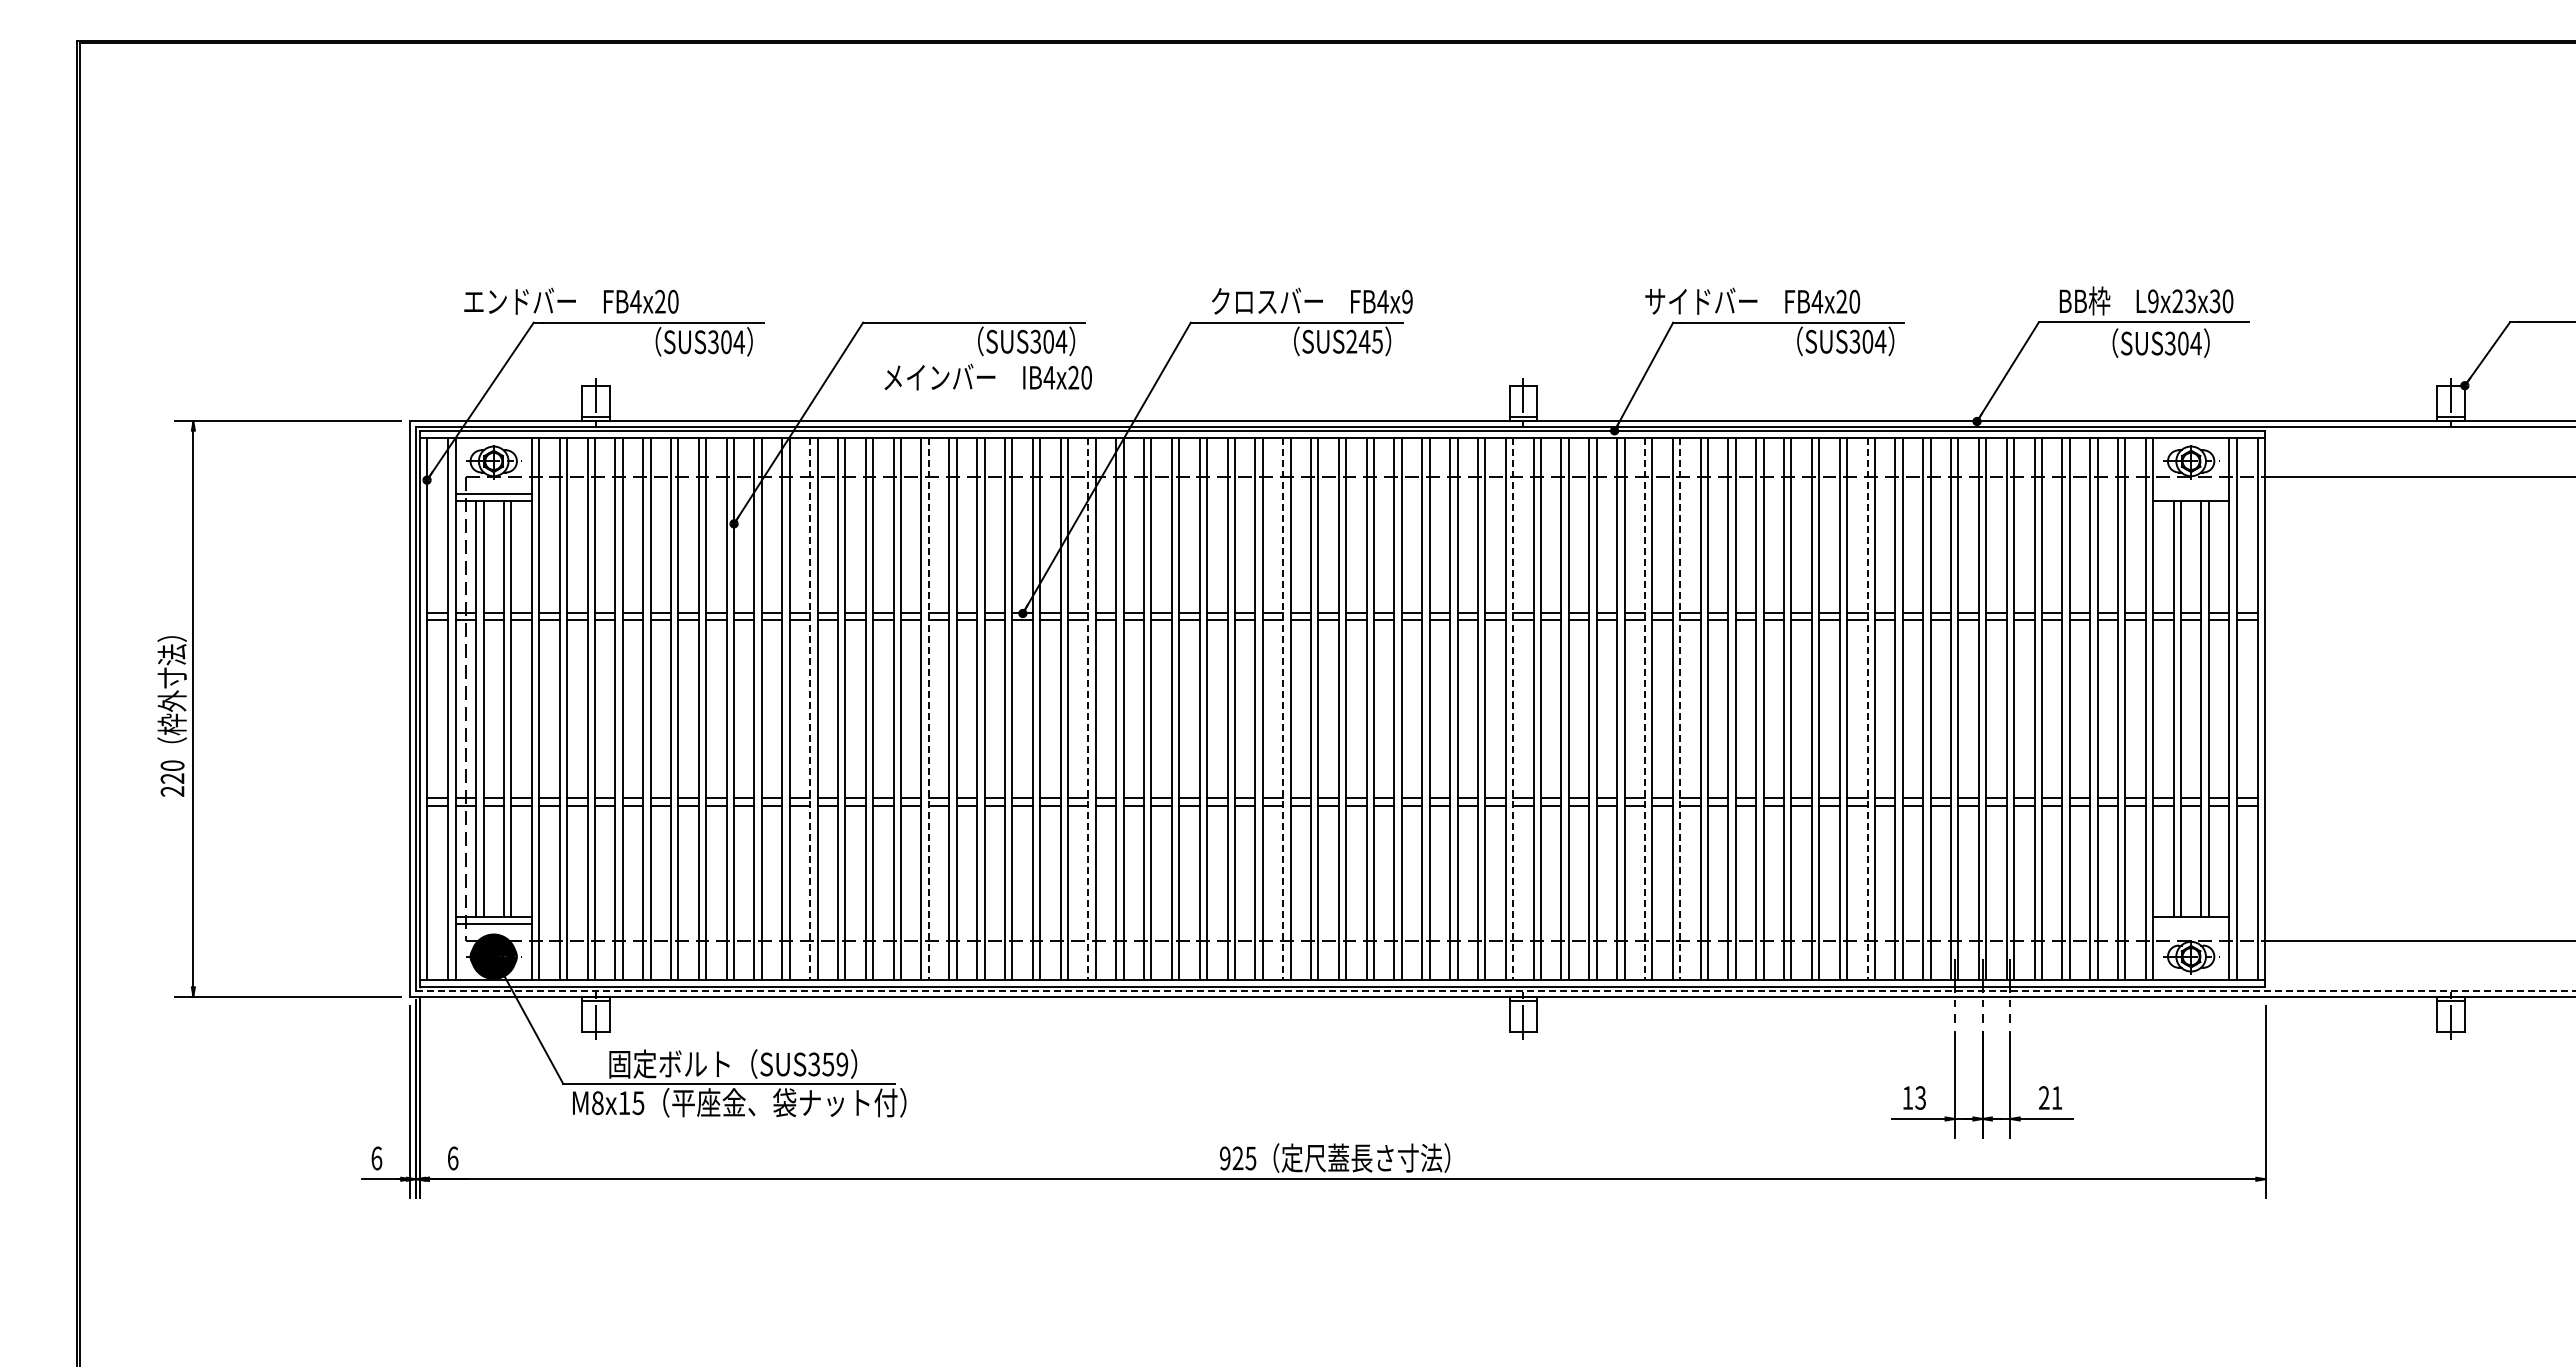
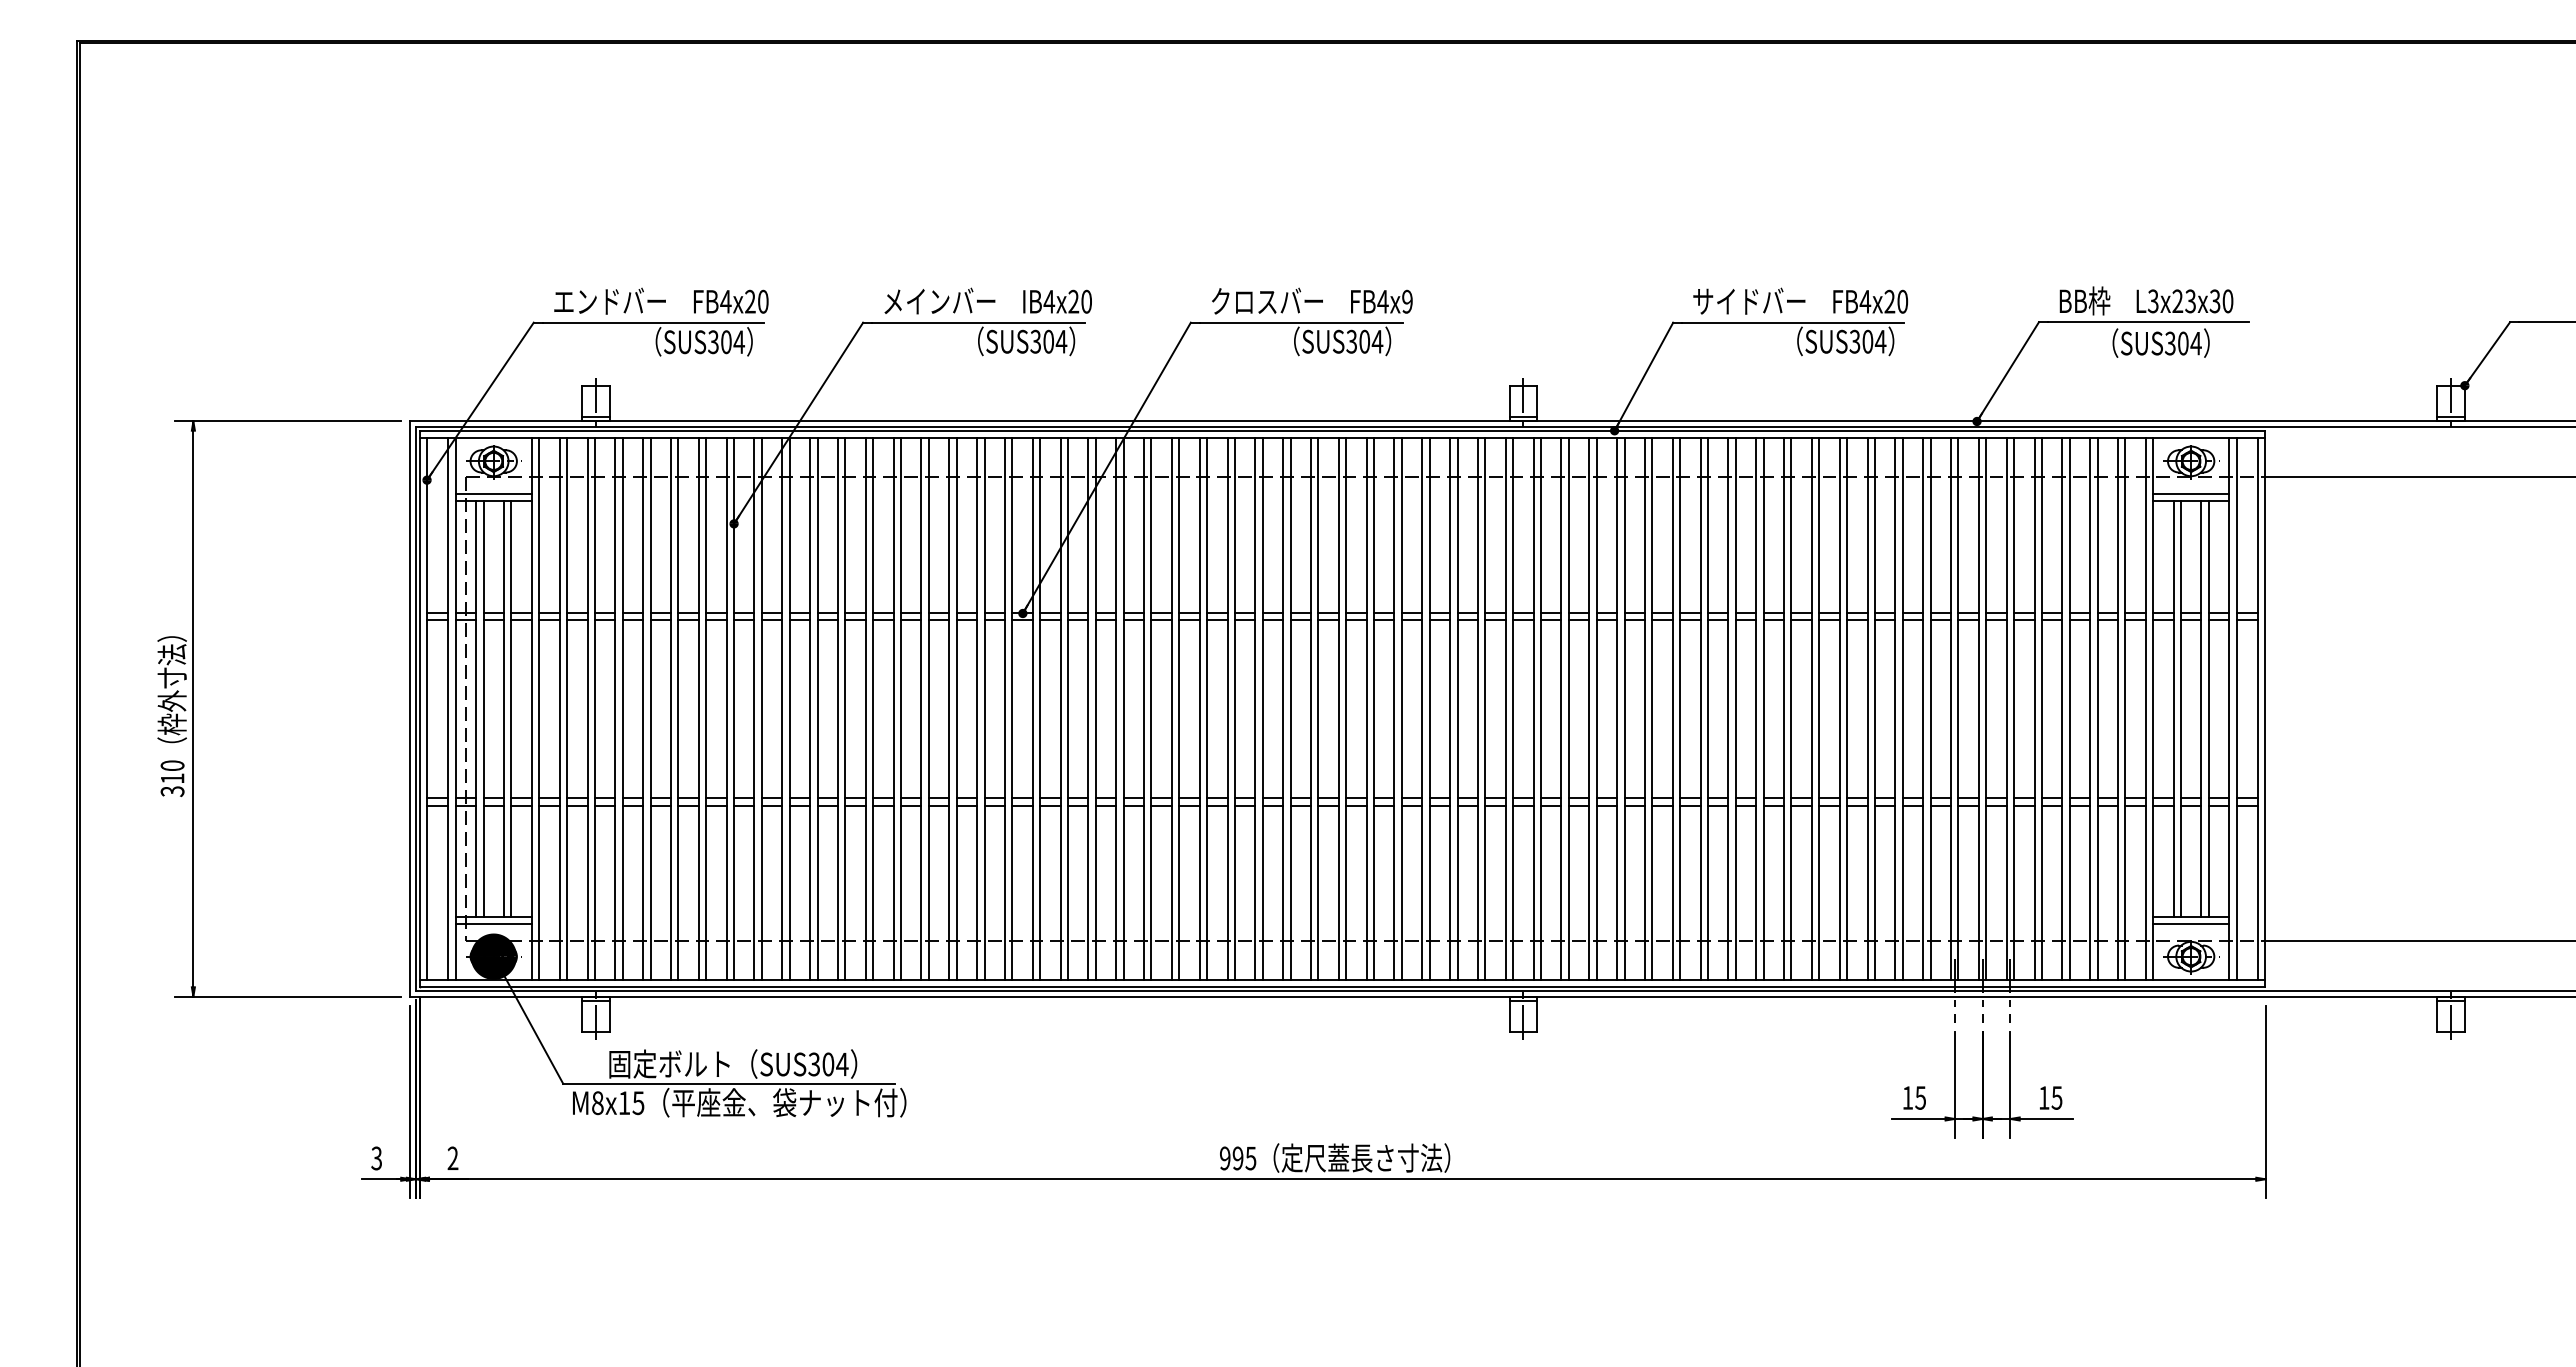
text position: (571, 300) -> (661, 300) (661, 300)
text position: (1752, 300) -> (1800, 300) (1800, 300)
text: L9x23x30 -> L3x23x30 (2152, 301)
text: SUS245 -> SUS304 (1364, 341)
text position: (987, 376) -> (987, 300) (987, 300)
line: none -> present (2191, 493)
line: dashed -> solid (810, 709)
line: dashed -> solid (928, 709)
line: dashed -> solid (1088, 709)
line: dashed -> solid (1283, 709)
line: dashed -> solid (1513, 709)
line: dashed -> solid (1644, 709)
line: dashed -> solid (1680, 709)
line: dashed -> solid (1867, 709)
text: 220 -> 310 (172, 785)
line: none -> present (2191, 924)
line: dashed -> solid (1495, 991)
text: SUS359 -> SUS304 (835, 1064)
text: 13 -> 15 (1920, 1097)
text: 21 -> 15 (2050, 1097)
text: 6 -> 3 (376, 1158)
text: 6 -> 2 (452, 1158)
text: 925 -> 995 (1237, 1158)
